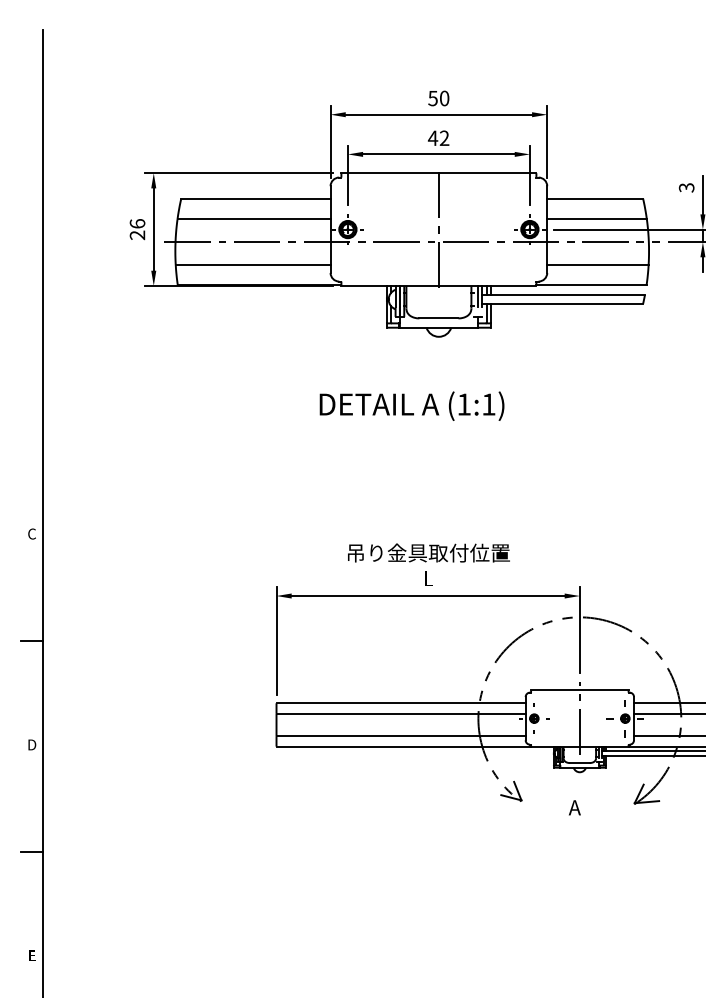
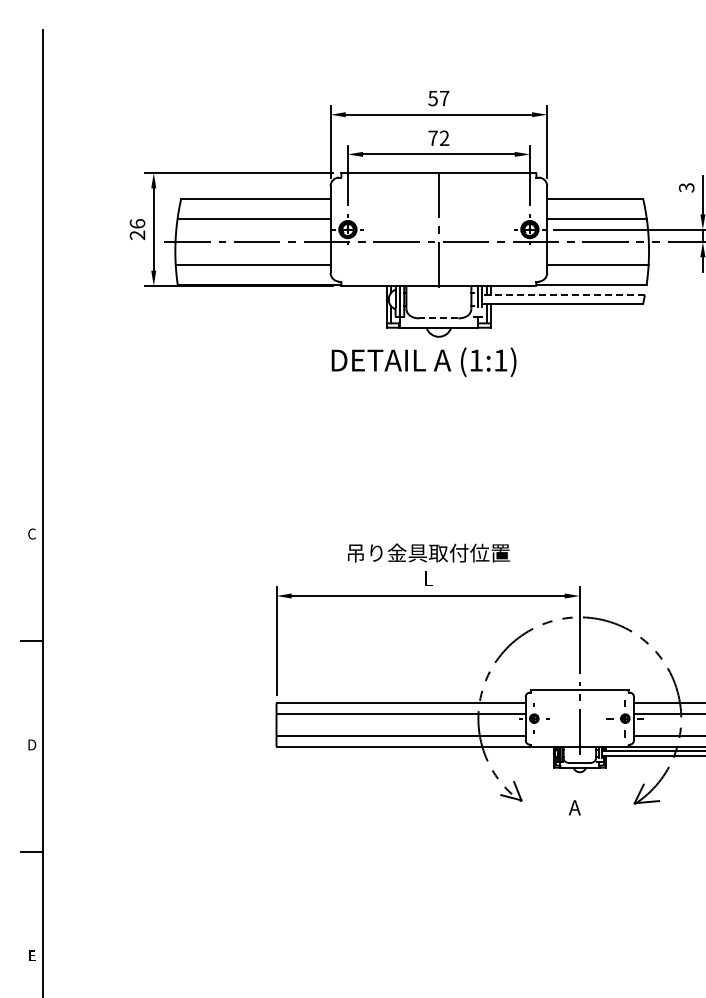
text: 50 -> 57 (444, 98)
text: 42 -> 72 (432, 137)
line: solid -> dashed (563, 295)
line: solid -> dashed (438, 318)
text position: (411, 405) -> (423, 361) (423, 361)
